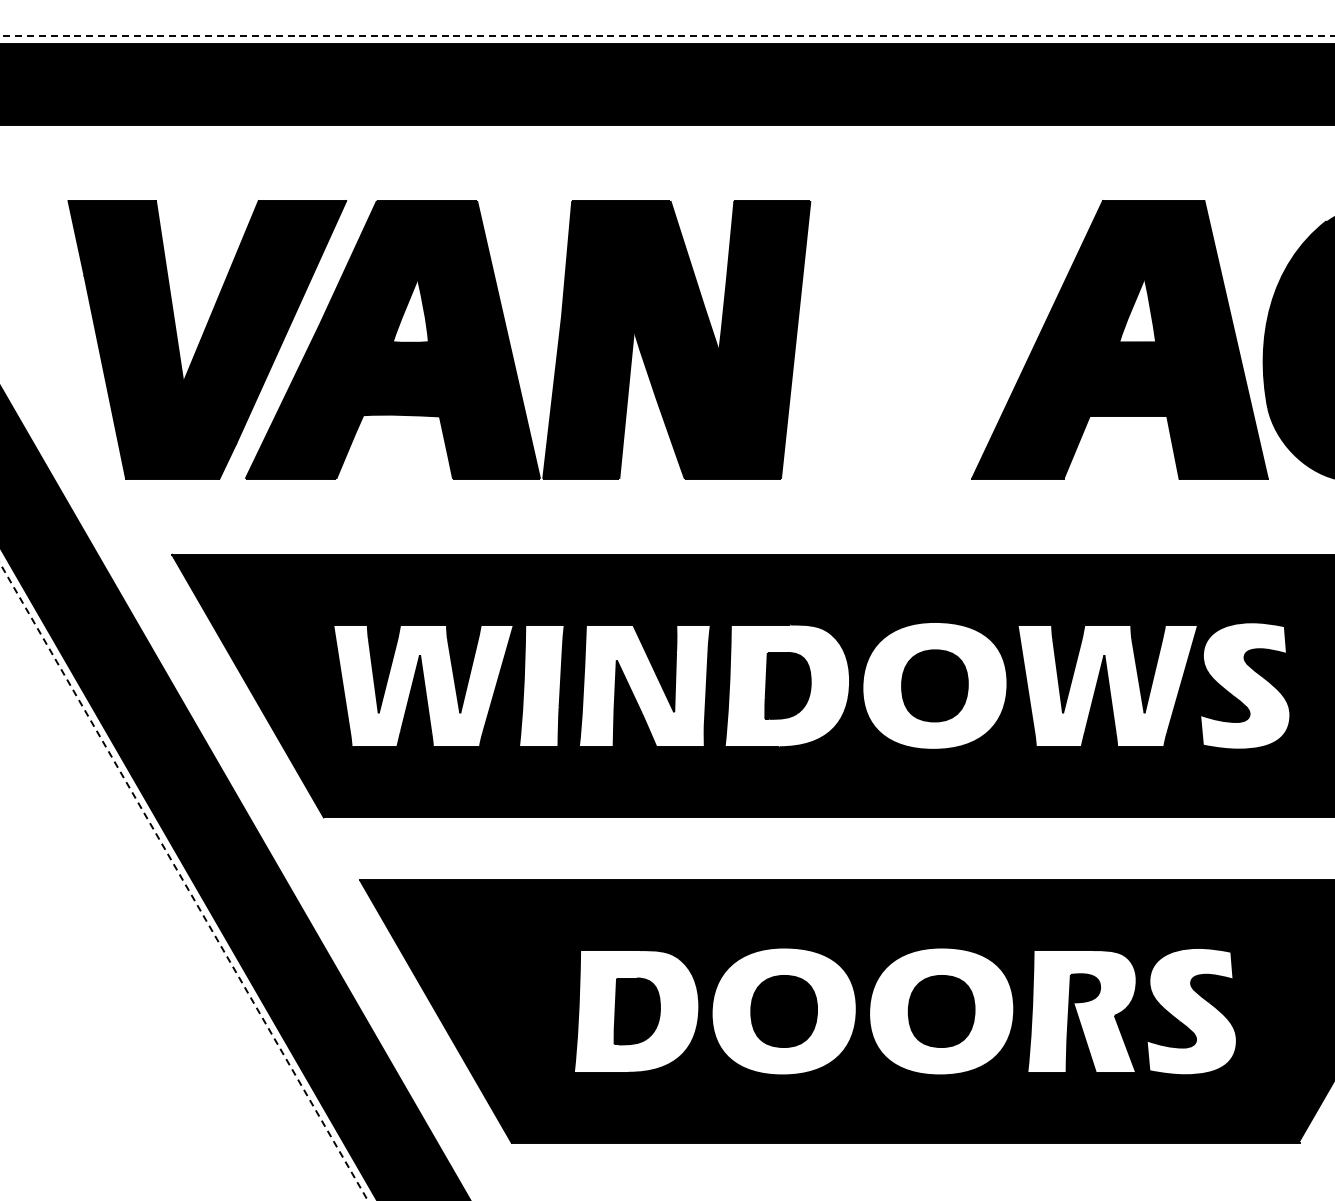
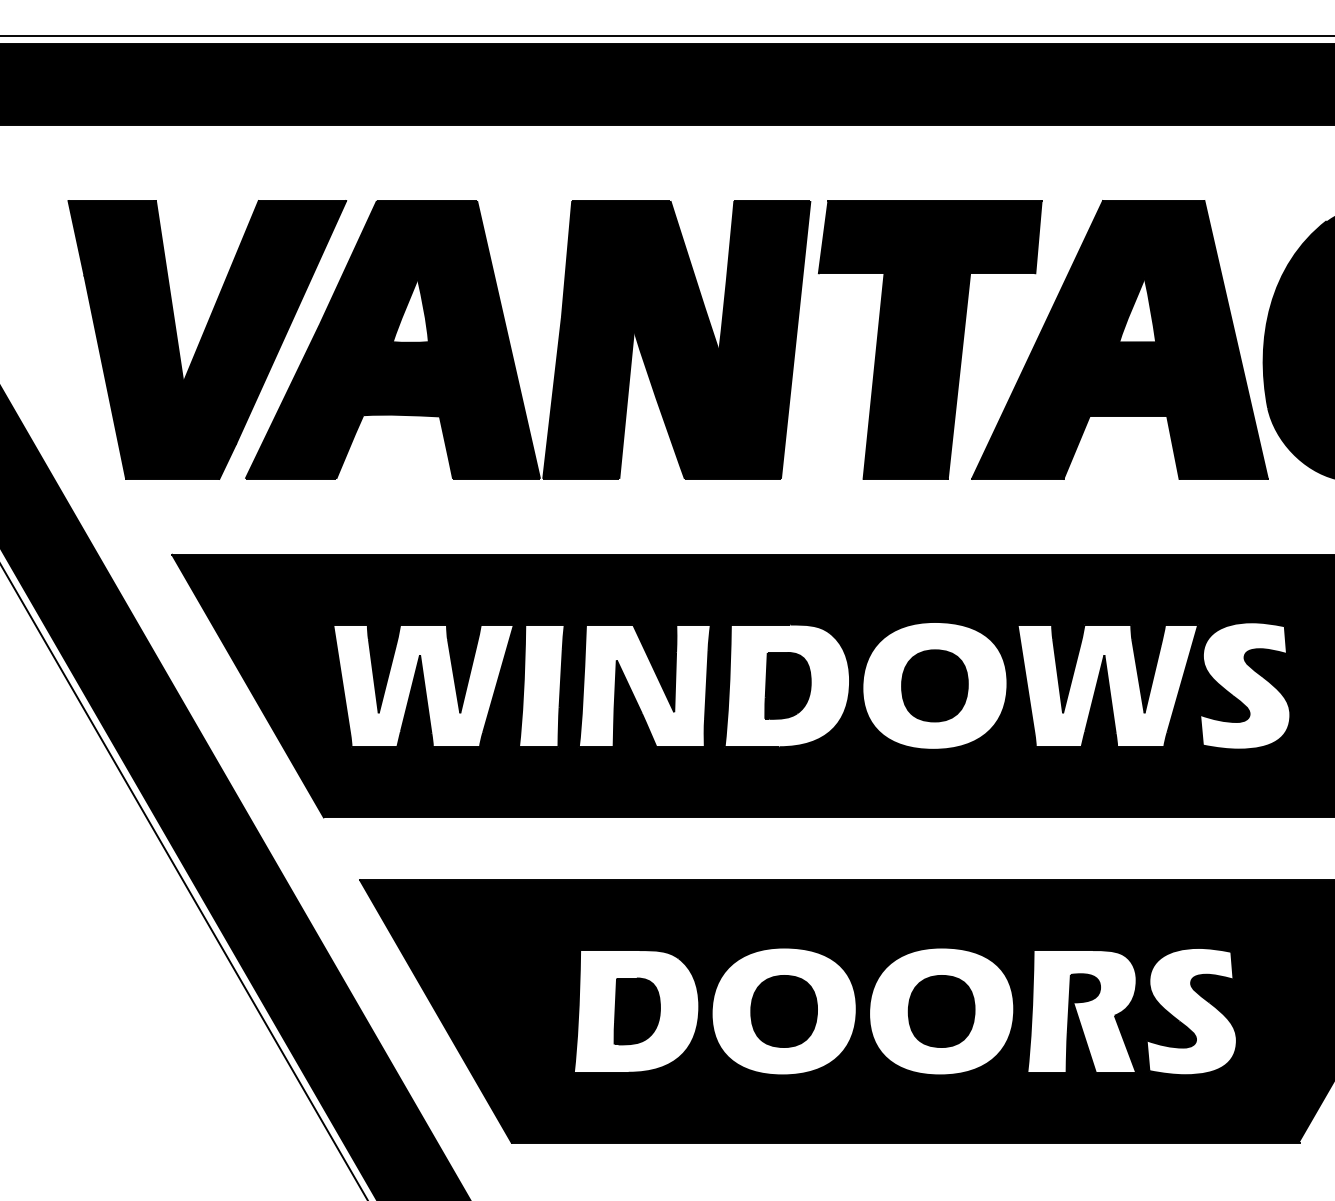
line: dashed -> solid (667, 35)
part: none -> present (930, 339)
line: dashed -> solid (183, 881)
